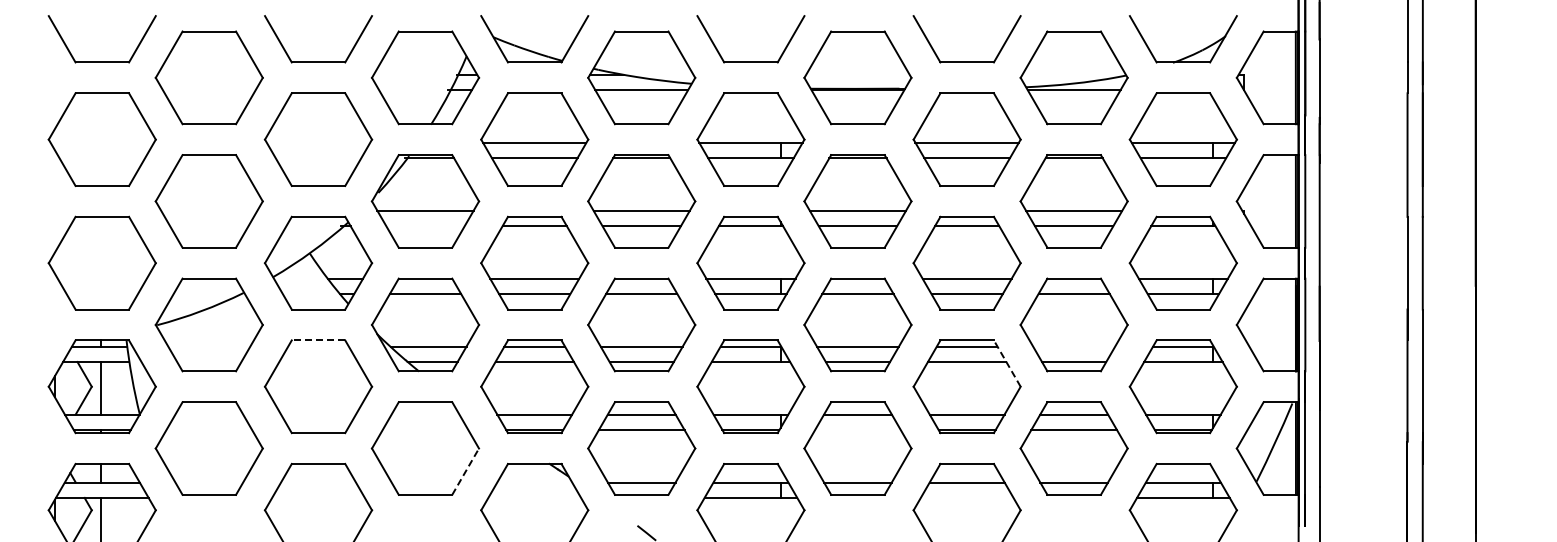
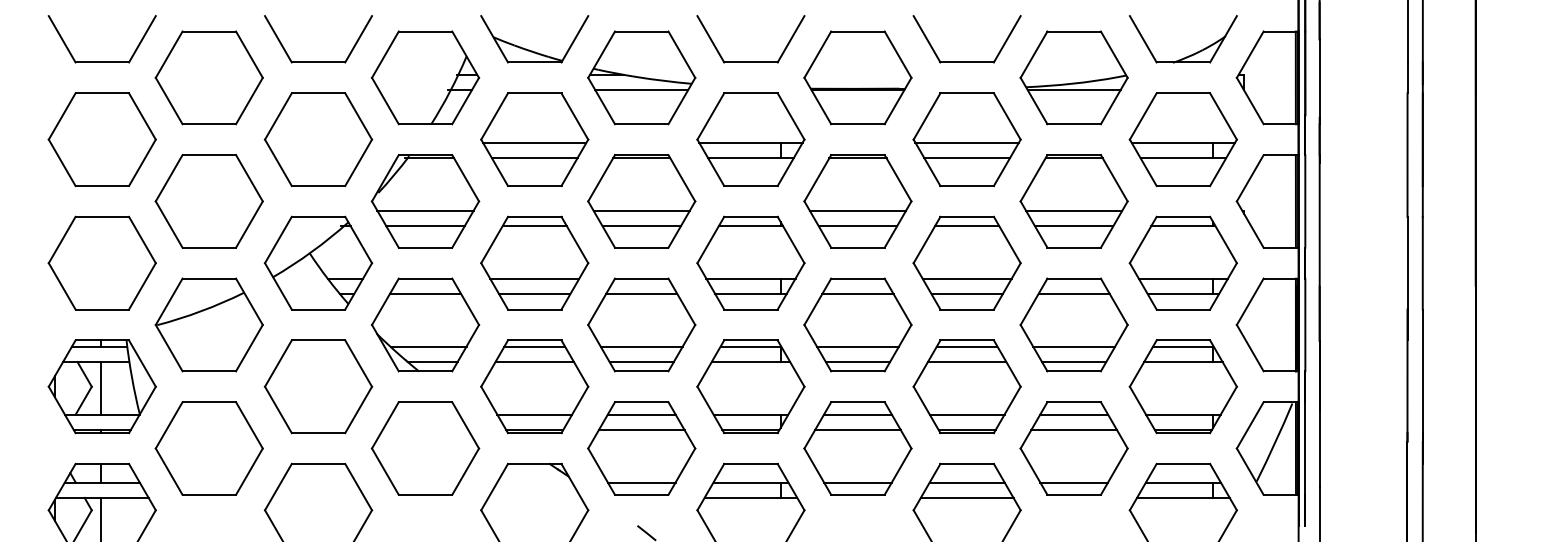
line: none -> present (425, 226)
line: dashed -> solid (318, 340)
line: none -> present (1074, 346)
line: dashed -> solid (1007, 363)
line: none -> present (857, 430)
line: dashed -> solid (465, 471)
line: none -> present (966, 497)
